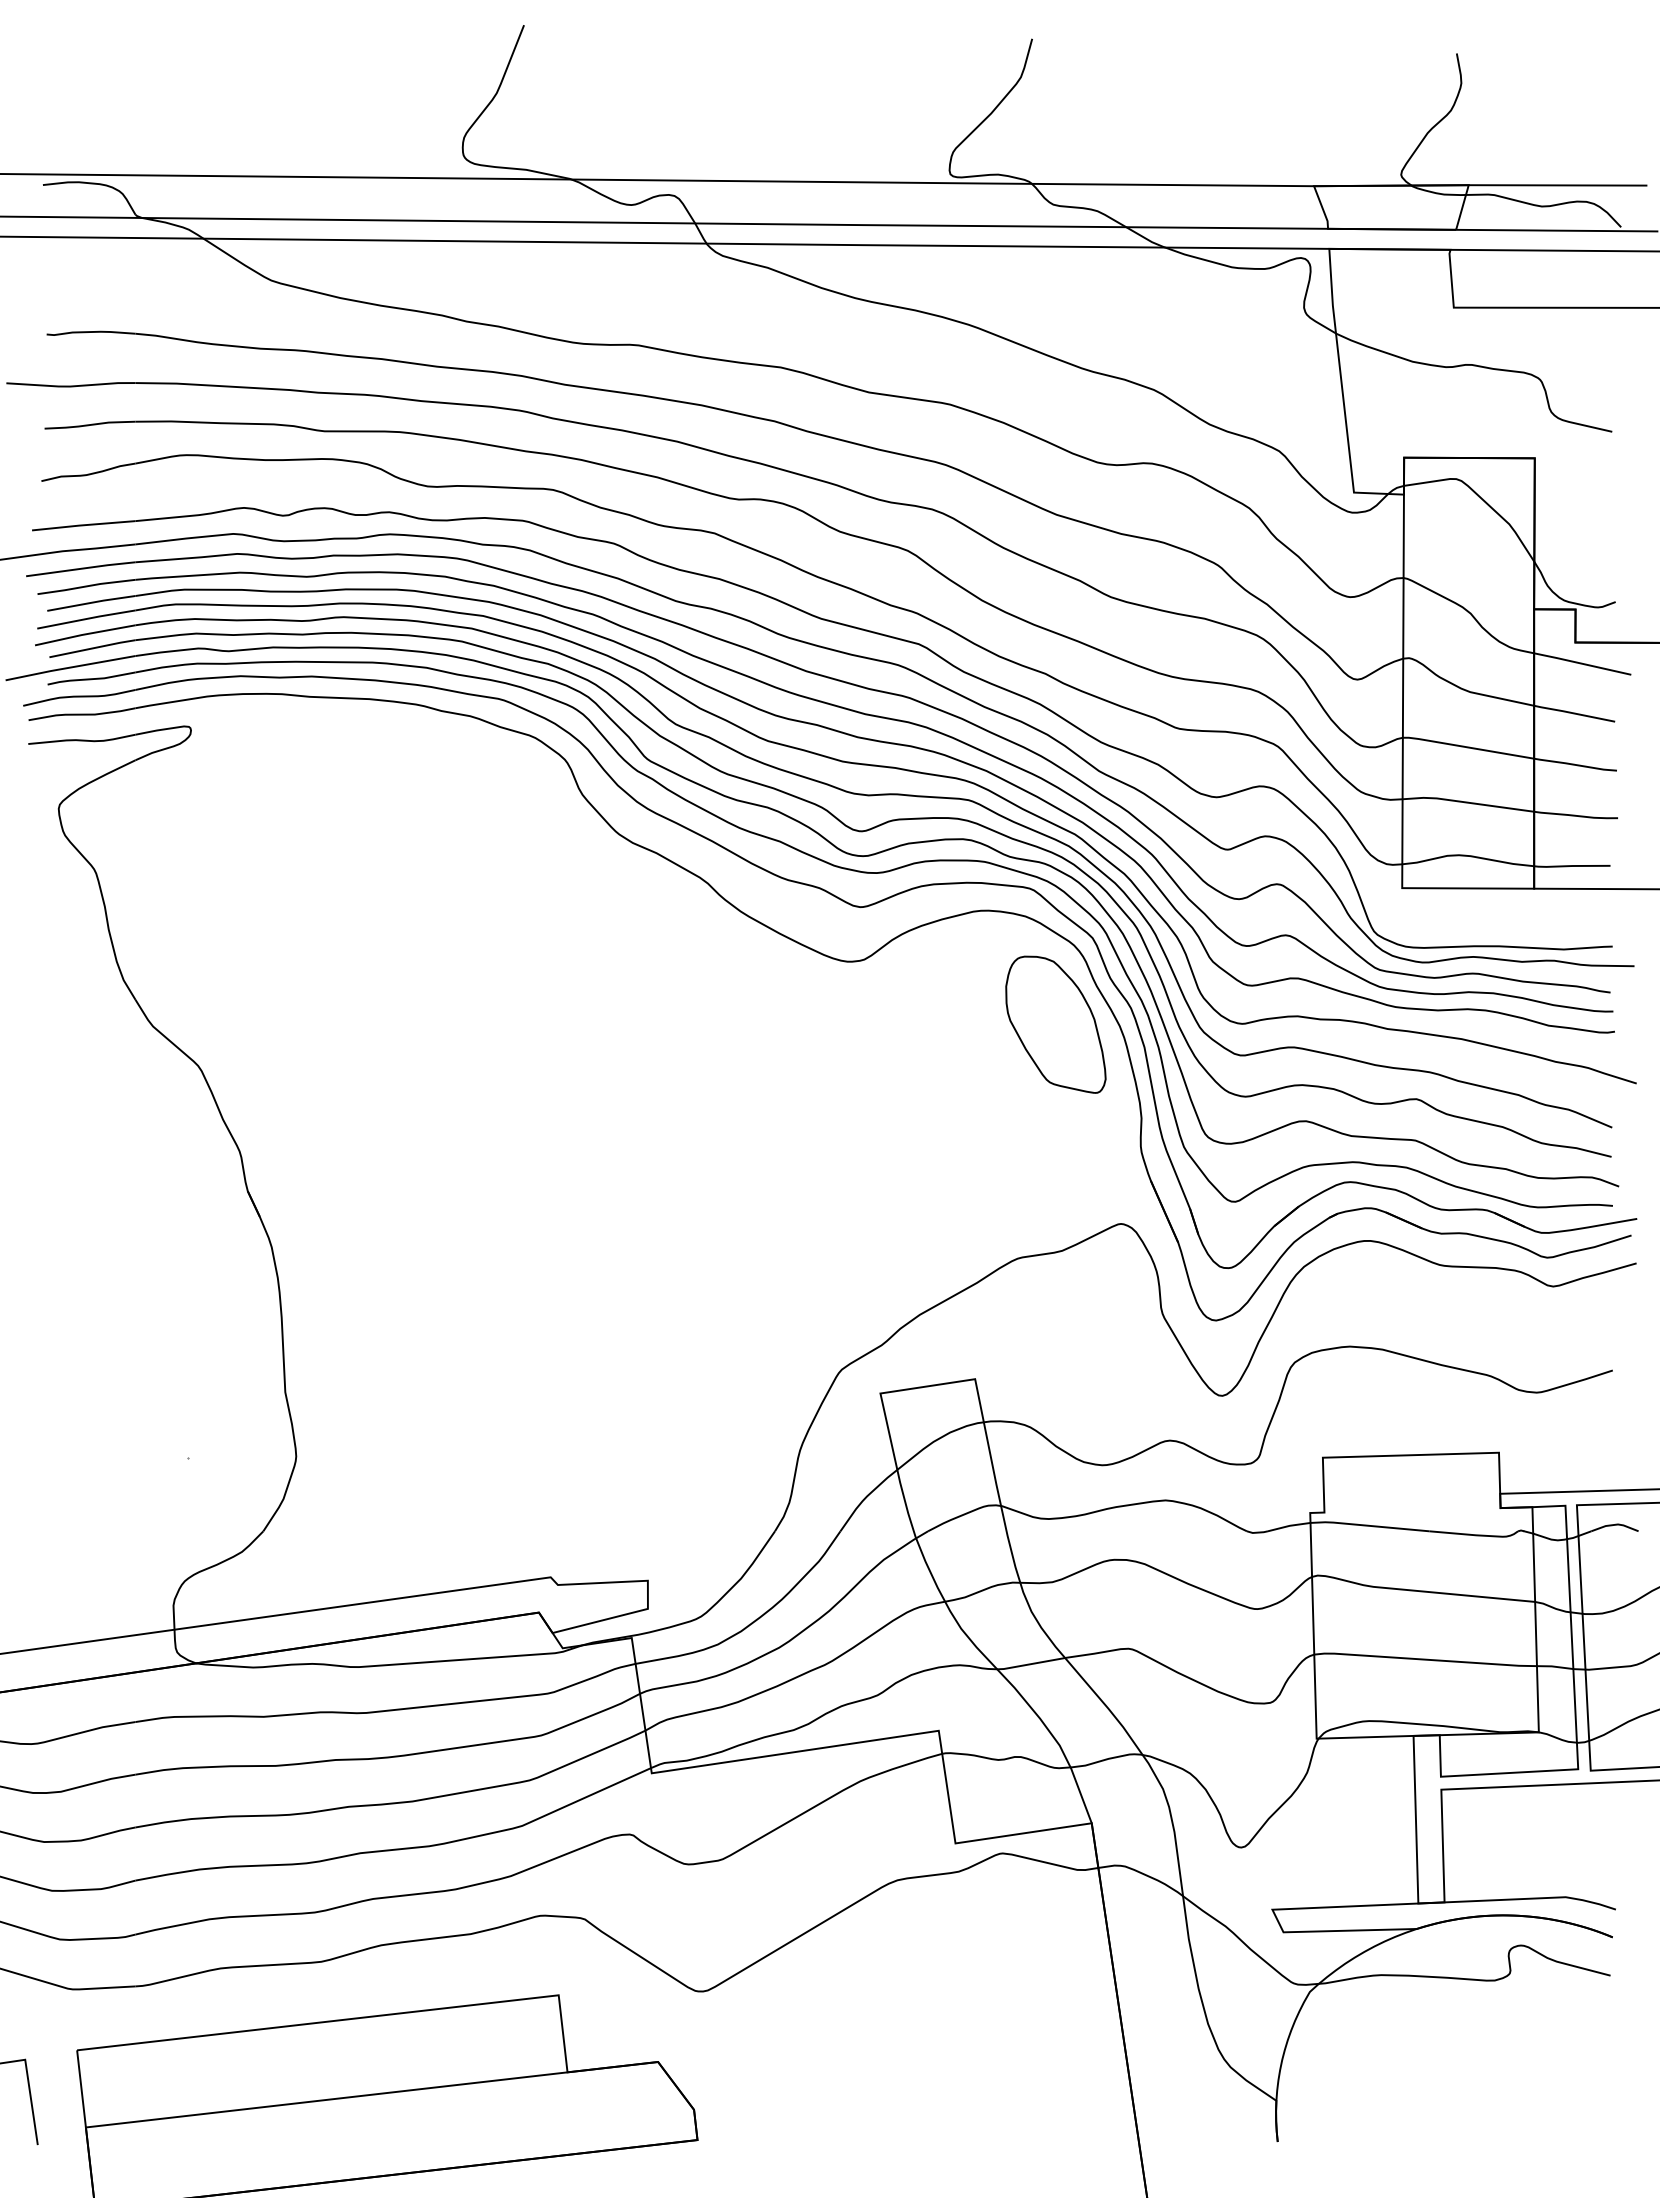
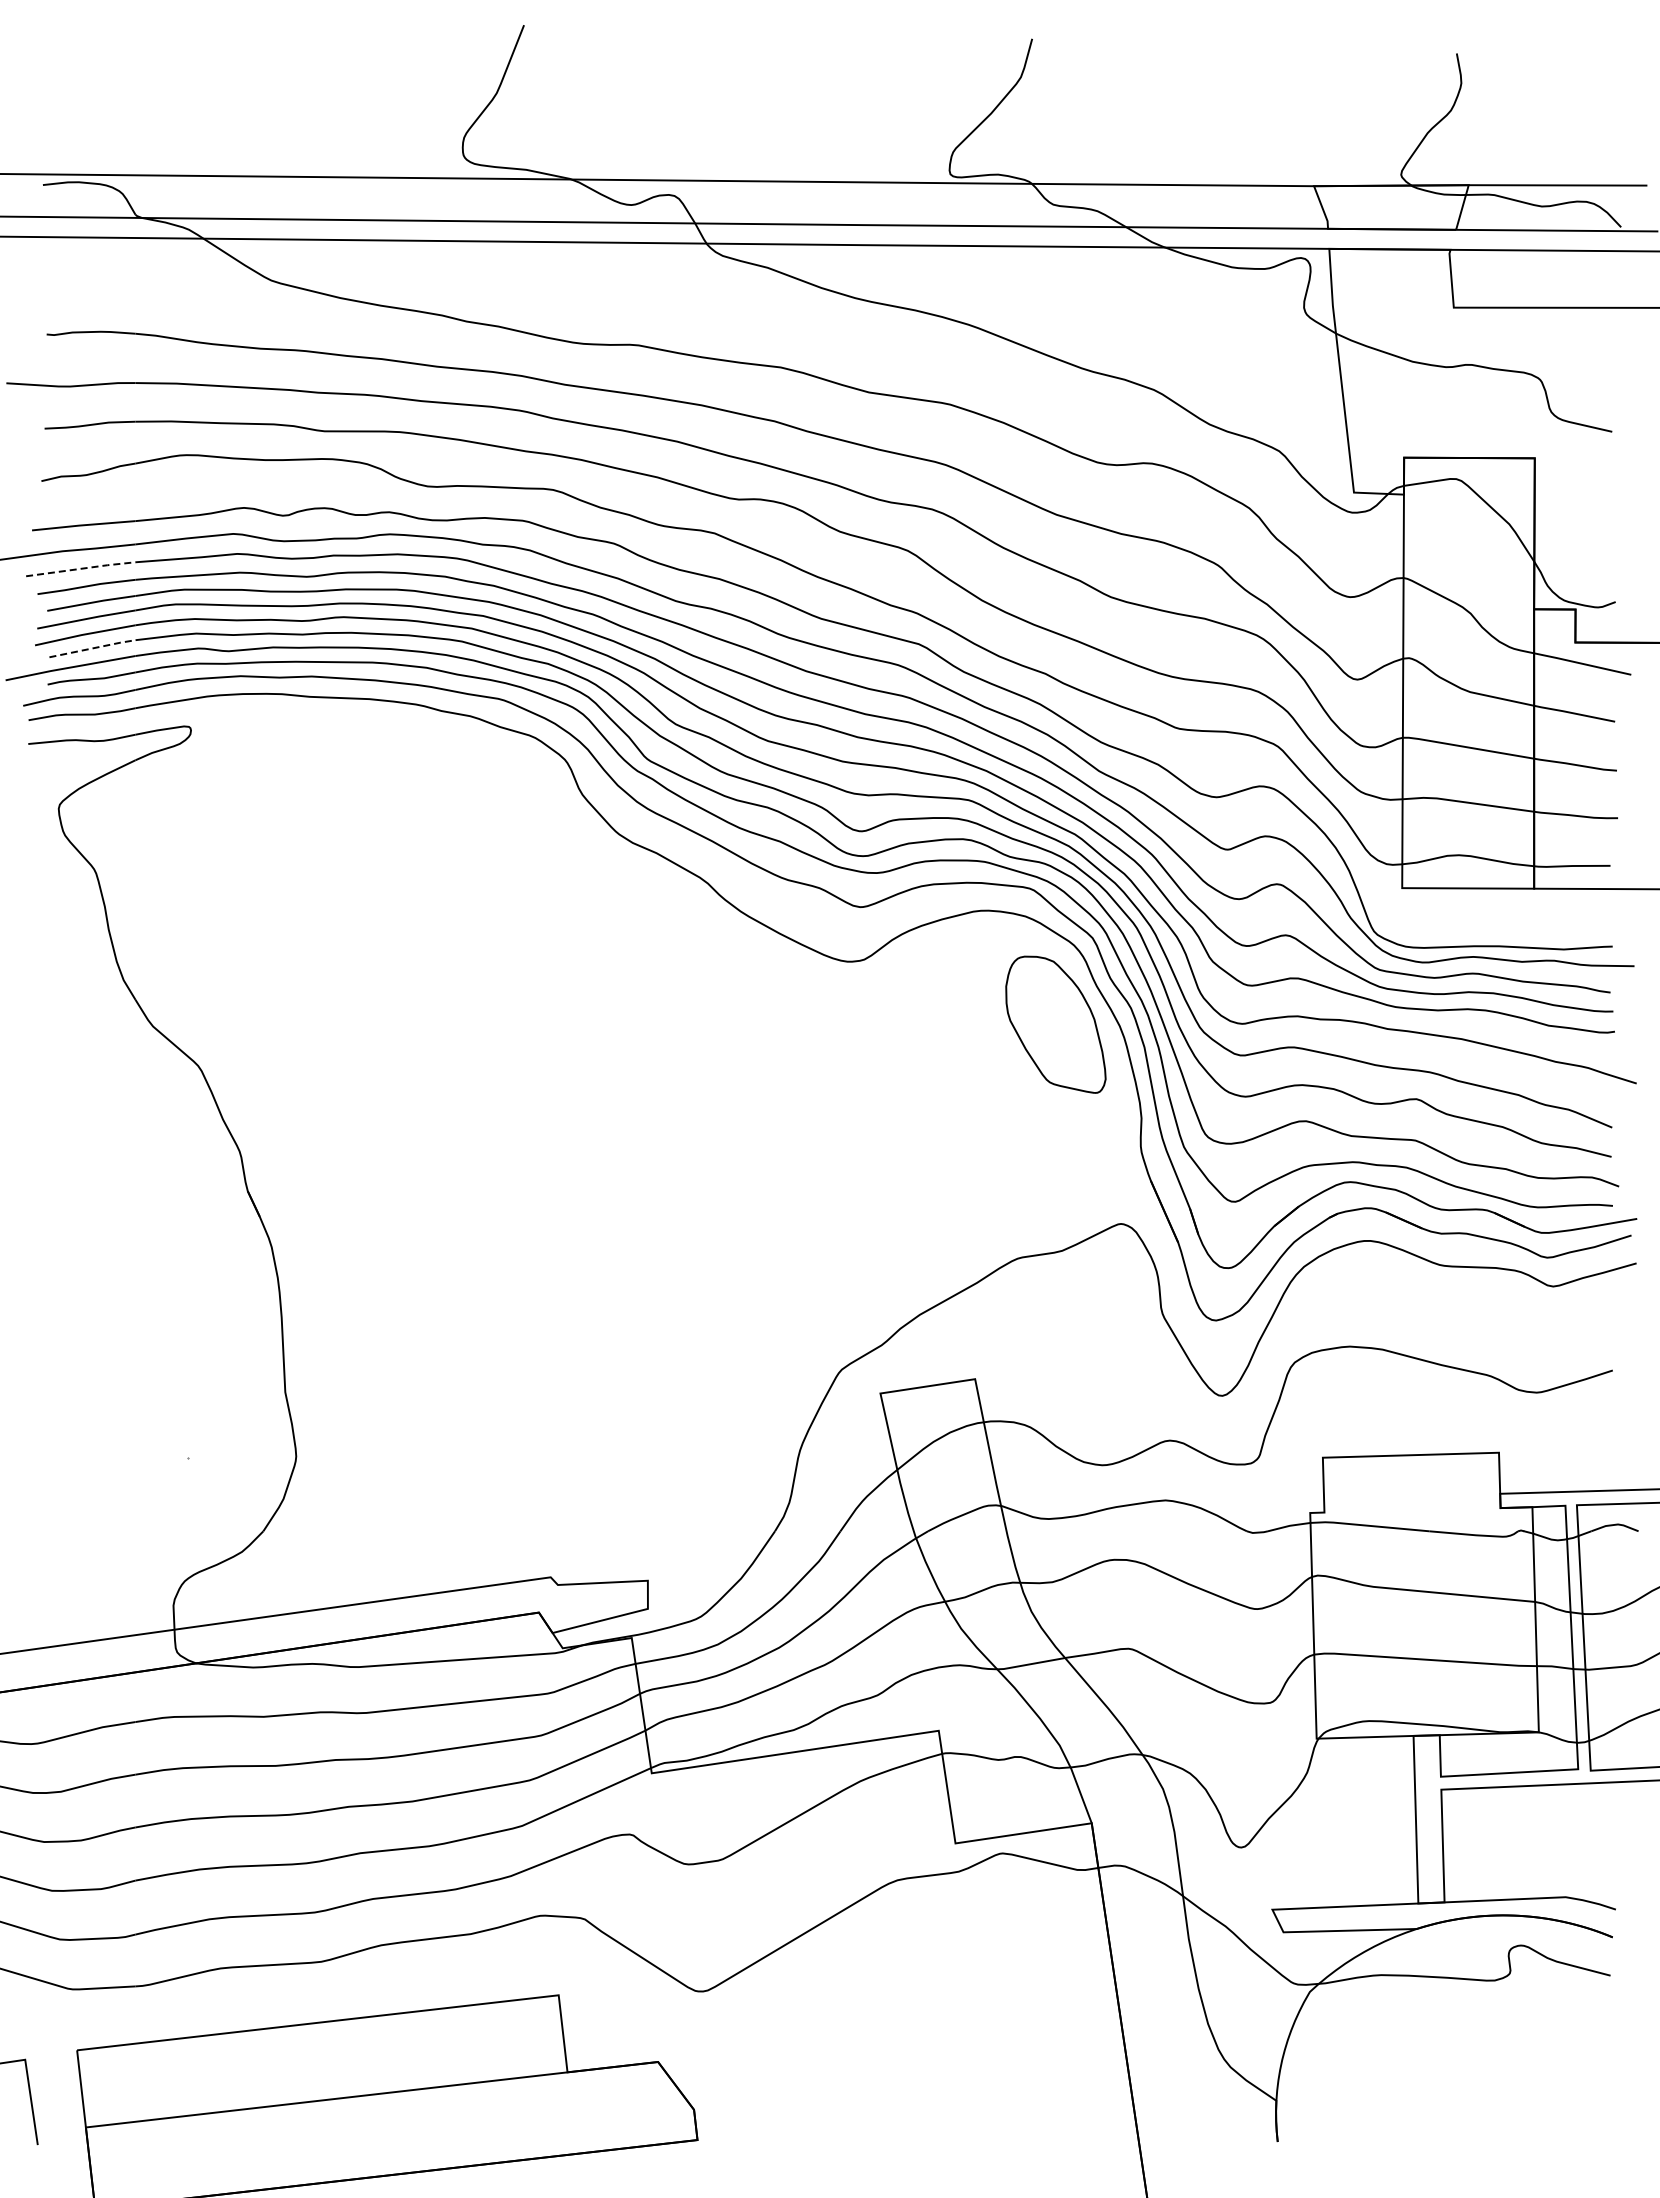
line: solid -> dashed (82, 568)
line: solid -> dashed (93, 648)
